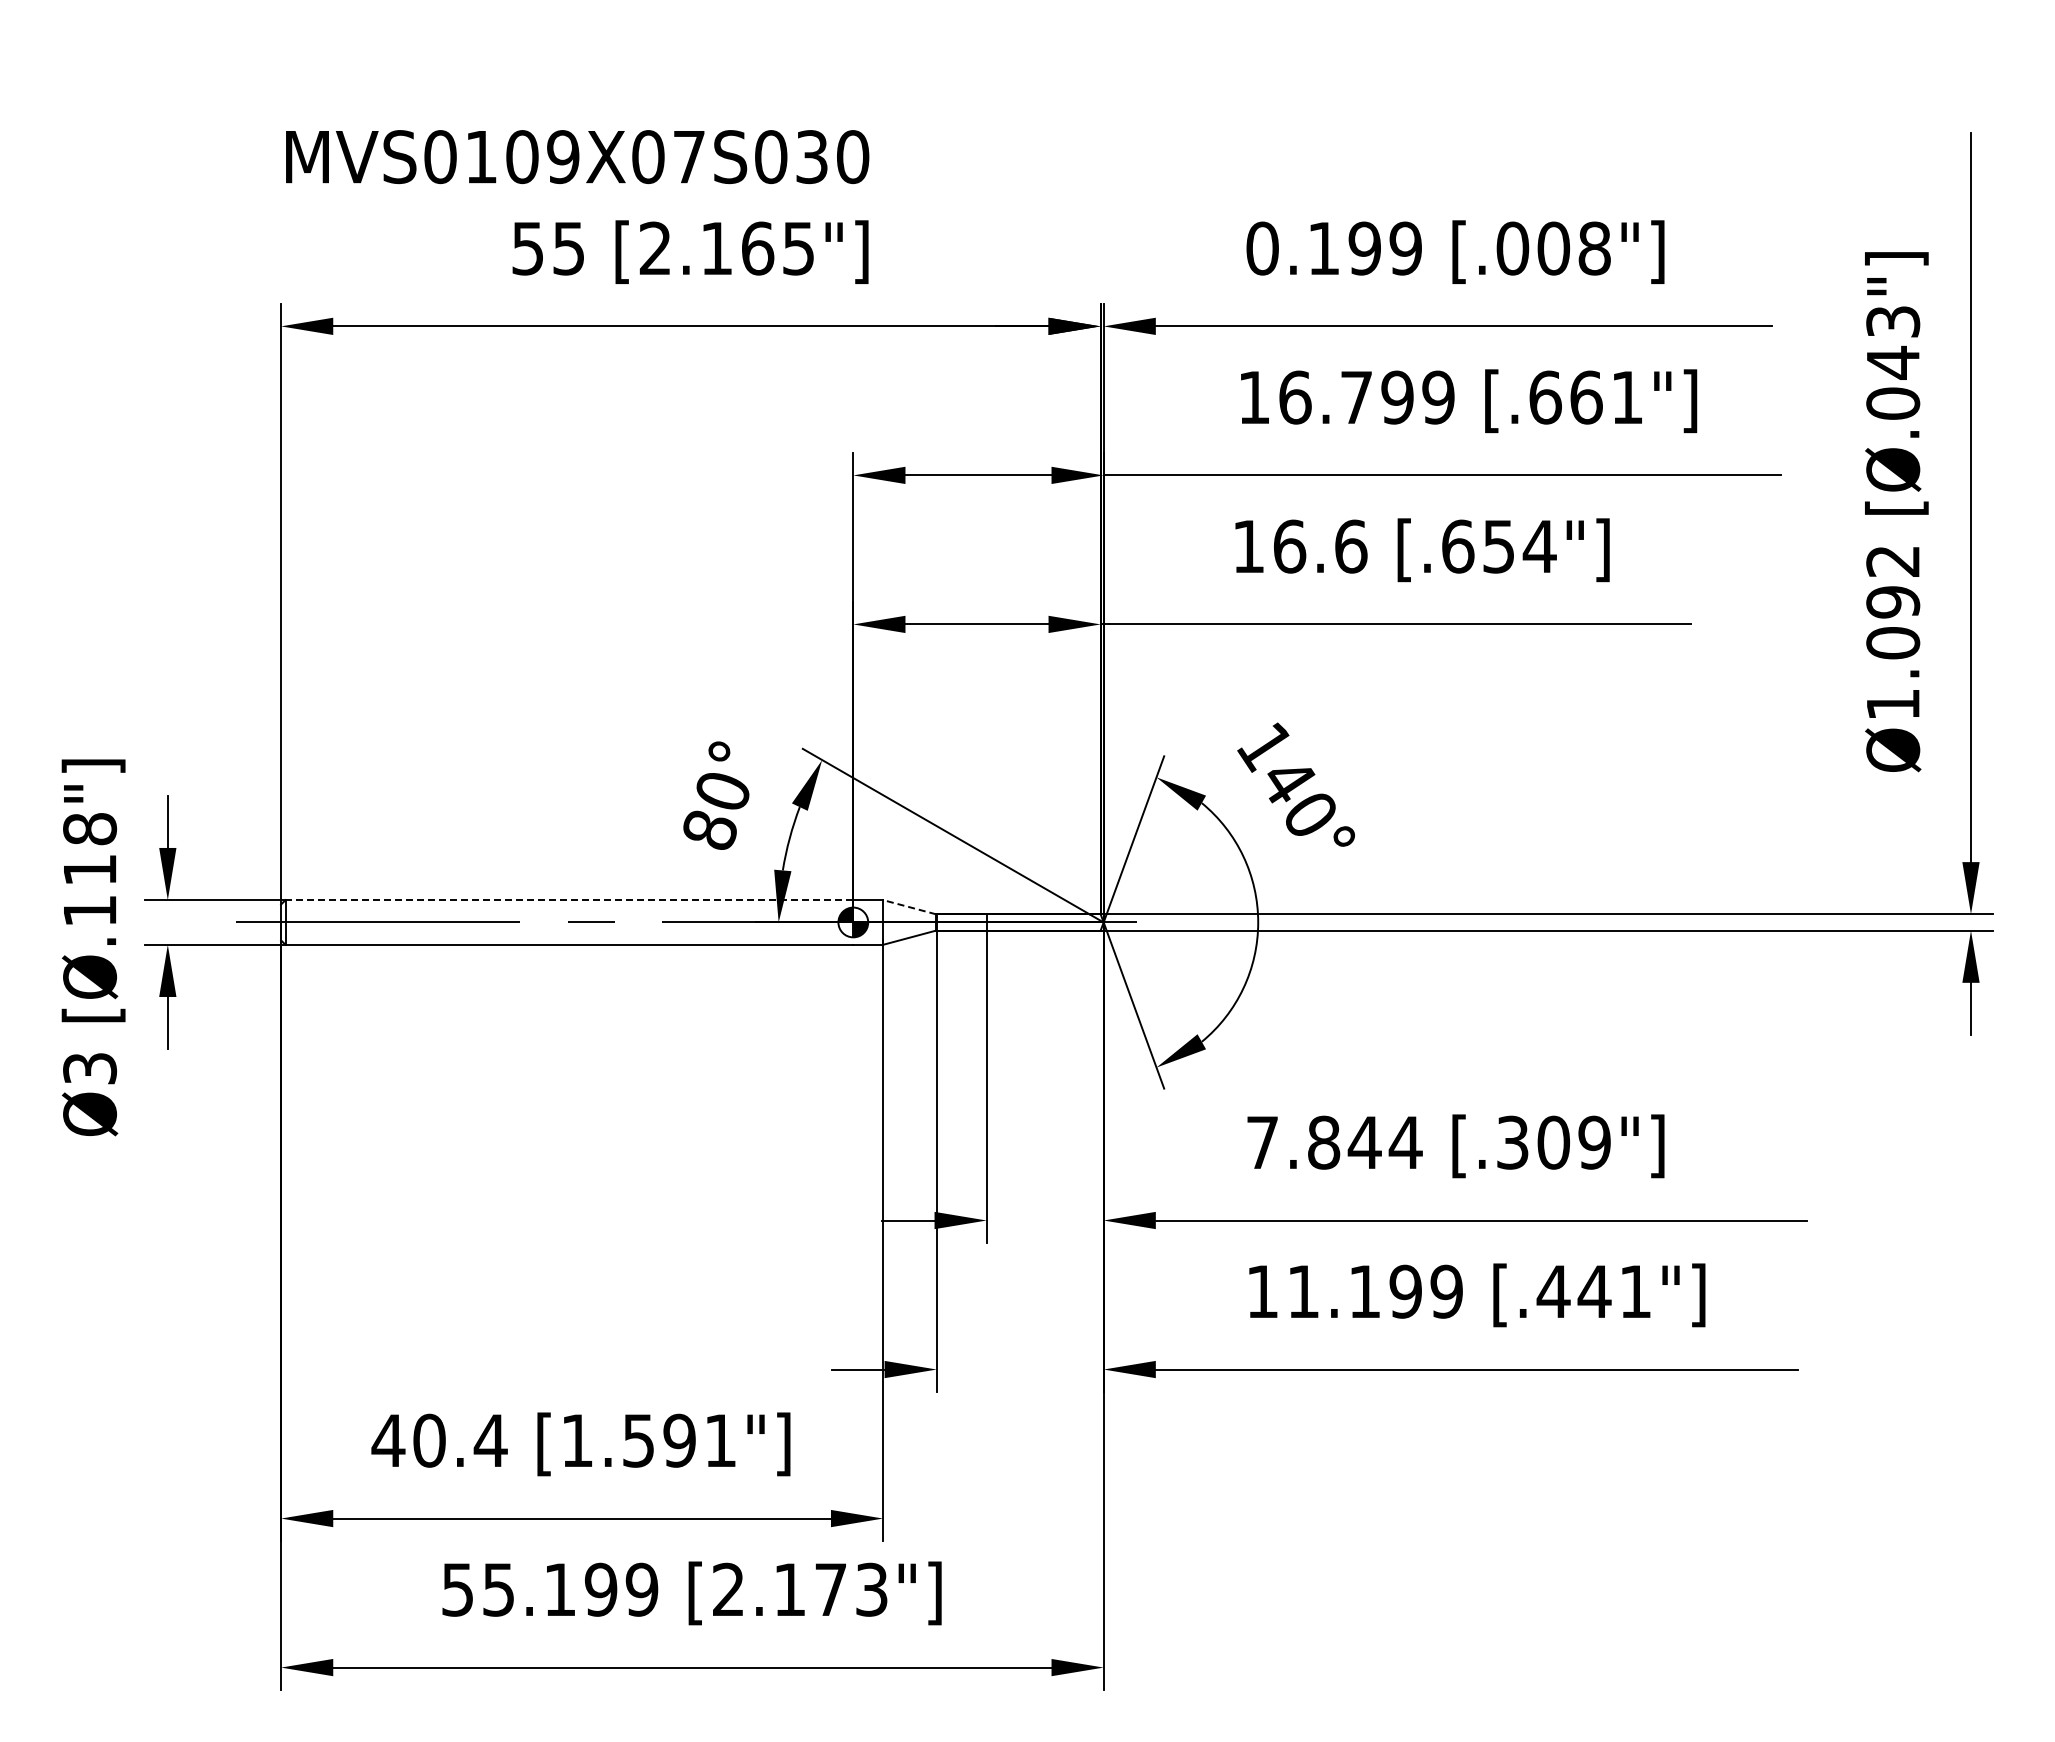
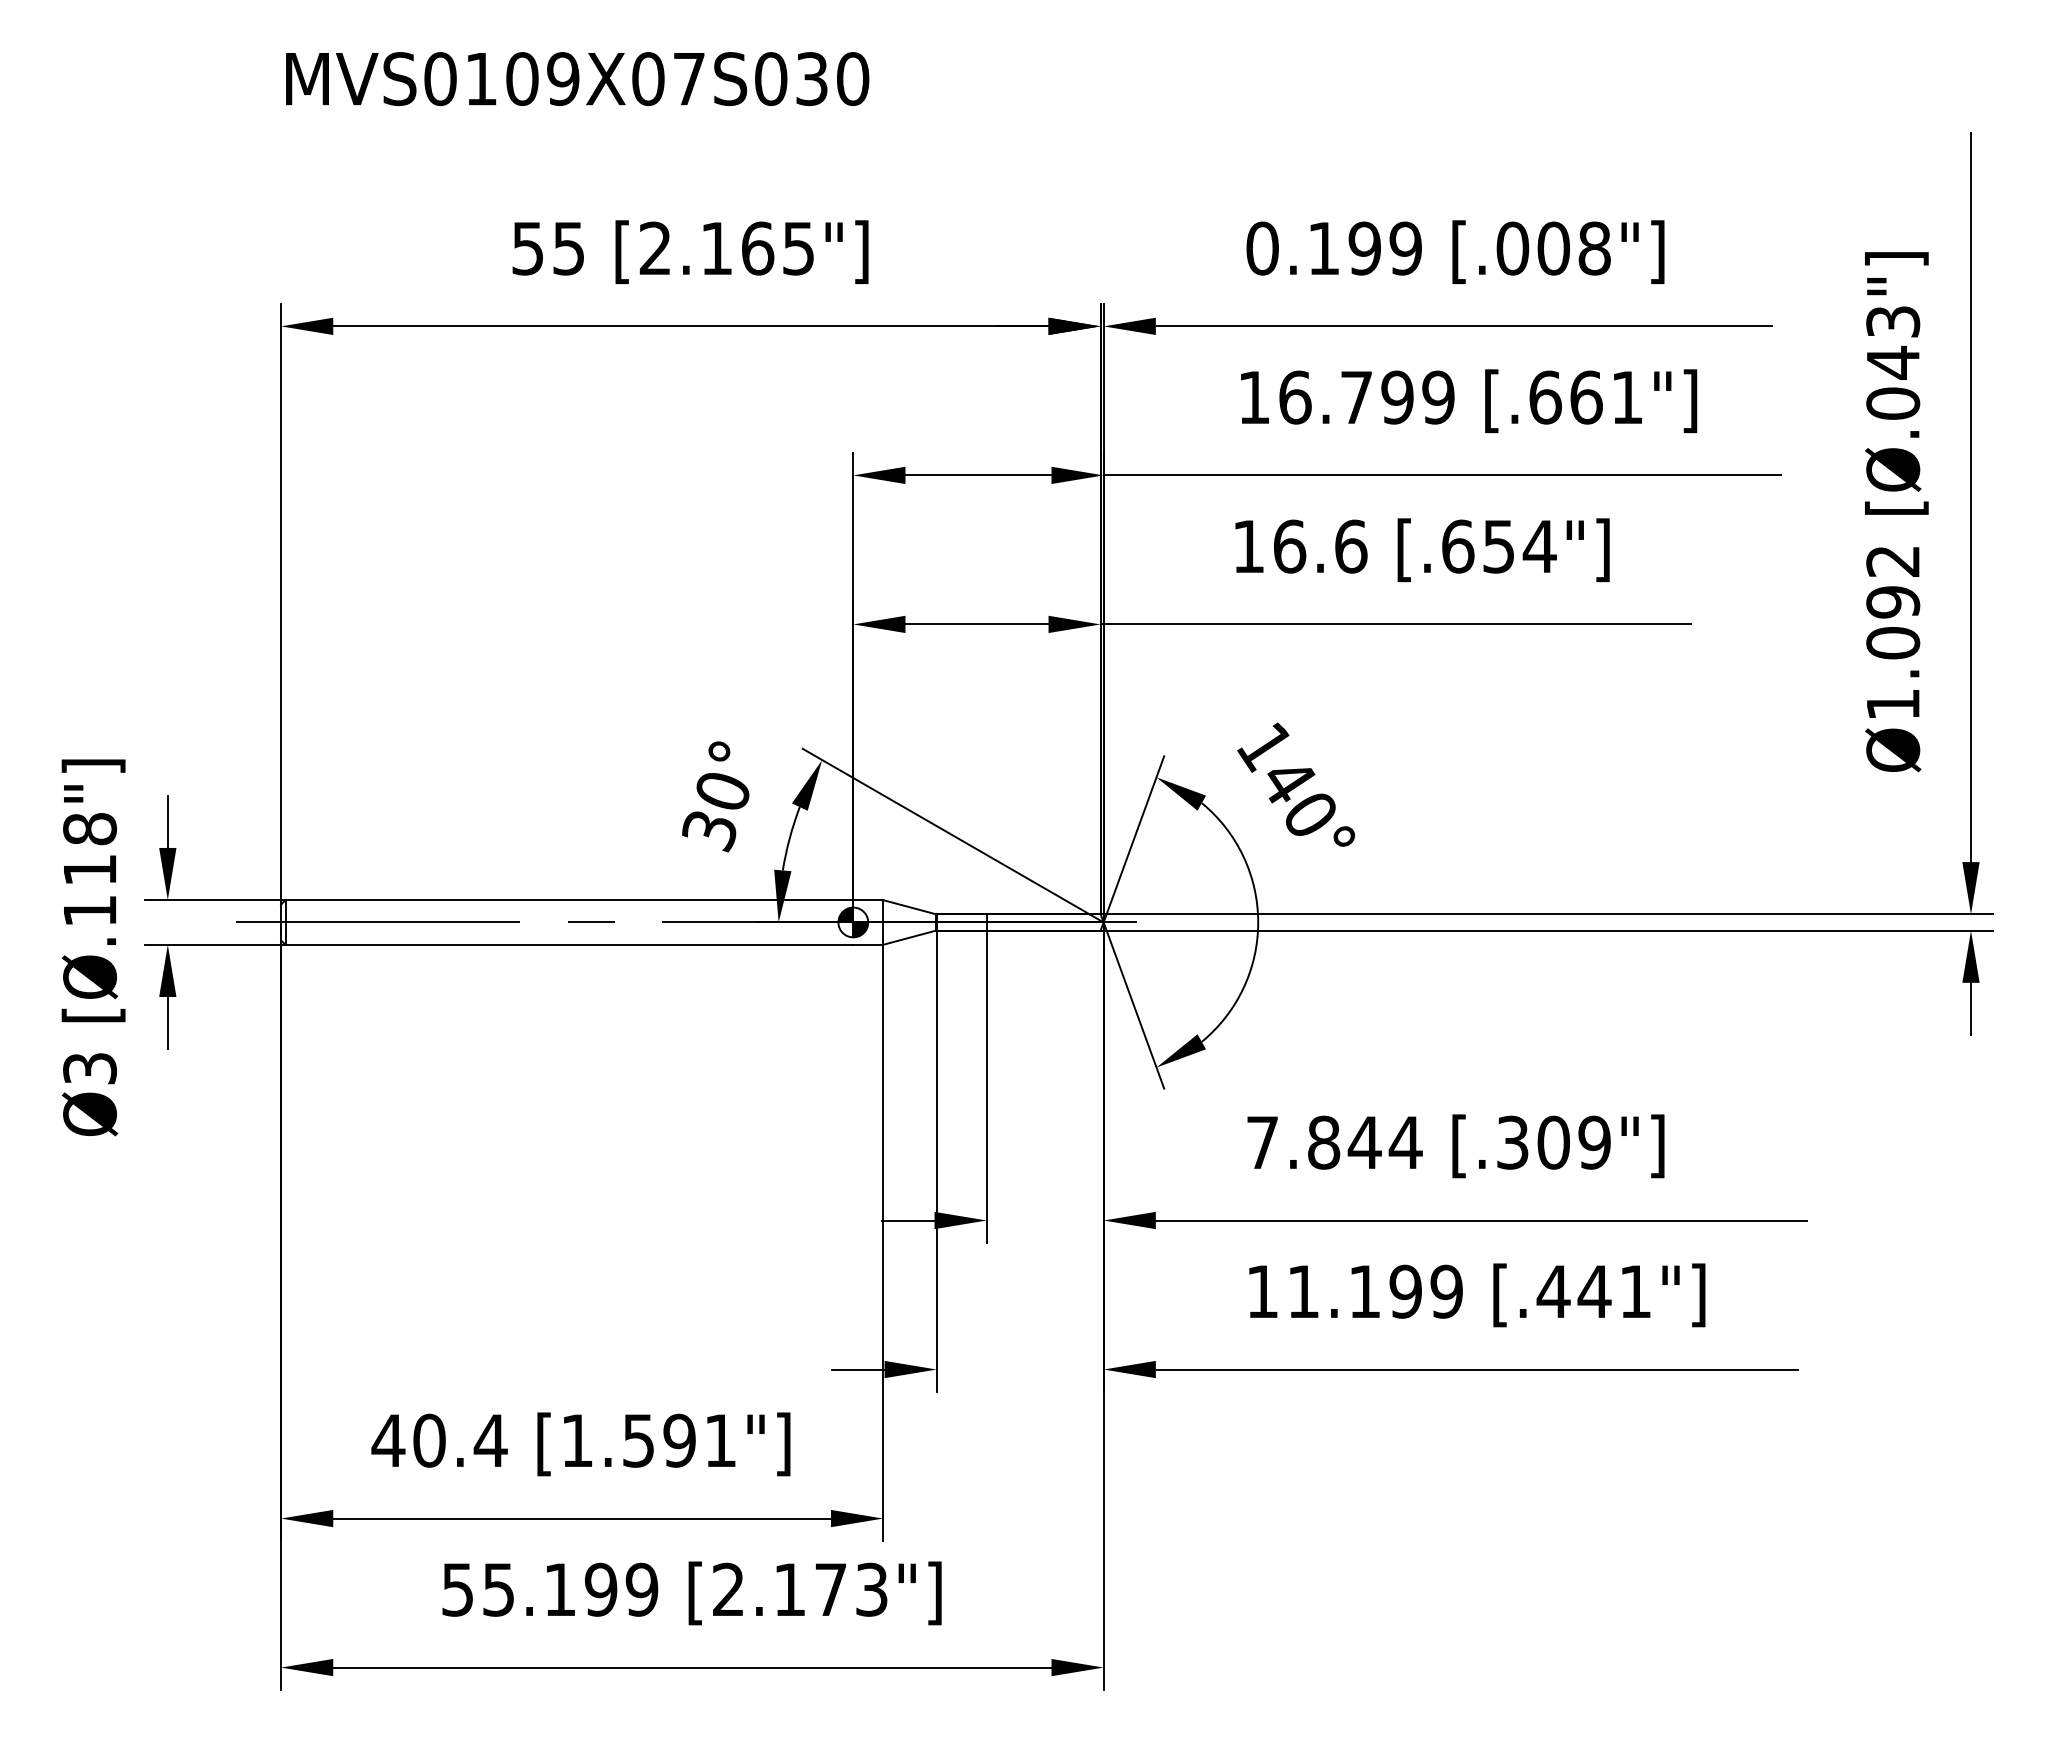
text position: (577, 157) -> (577, 79) (577, 79)
text: 80° -> 30° (709, 831)
line: dashed -> solid (569, 900)
line: dashed -> solid (909, 907)
